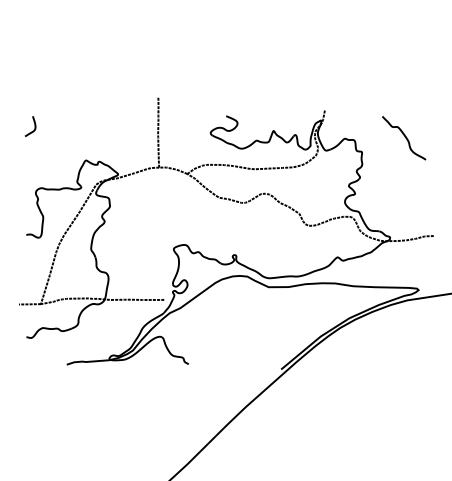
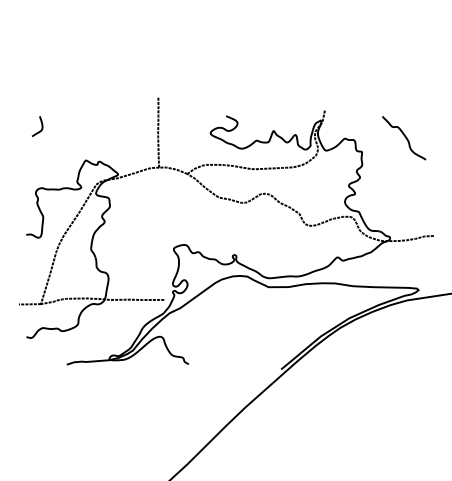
curve position: (34, 126) -> (41, 126) (41, 126)
